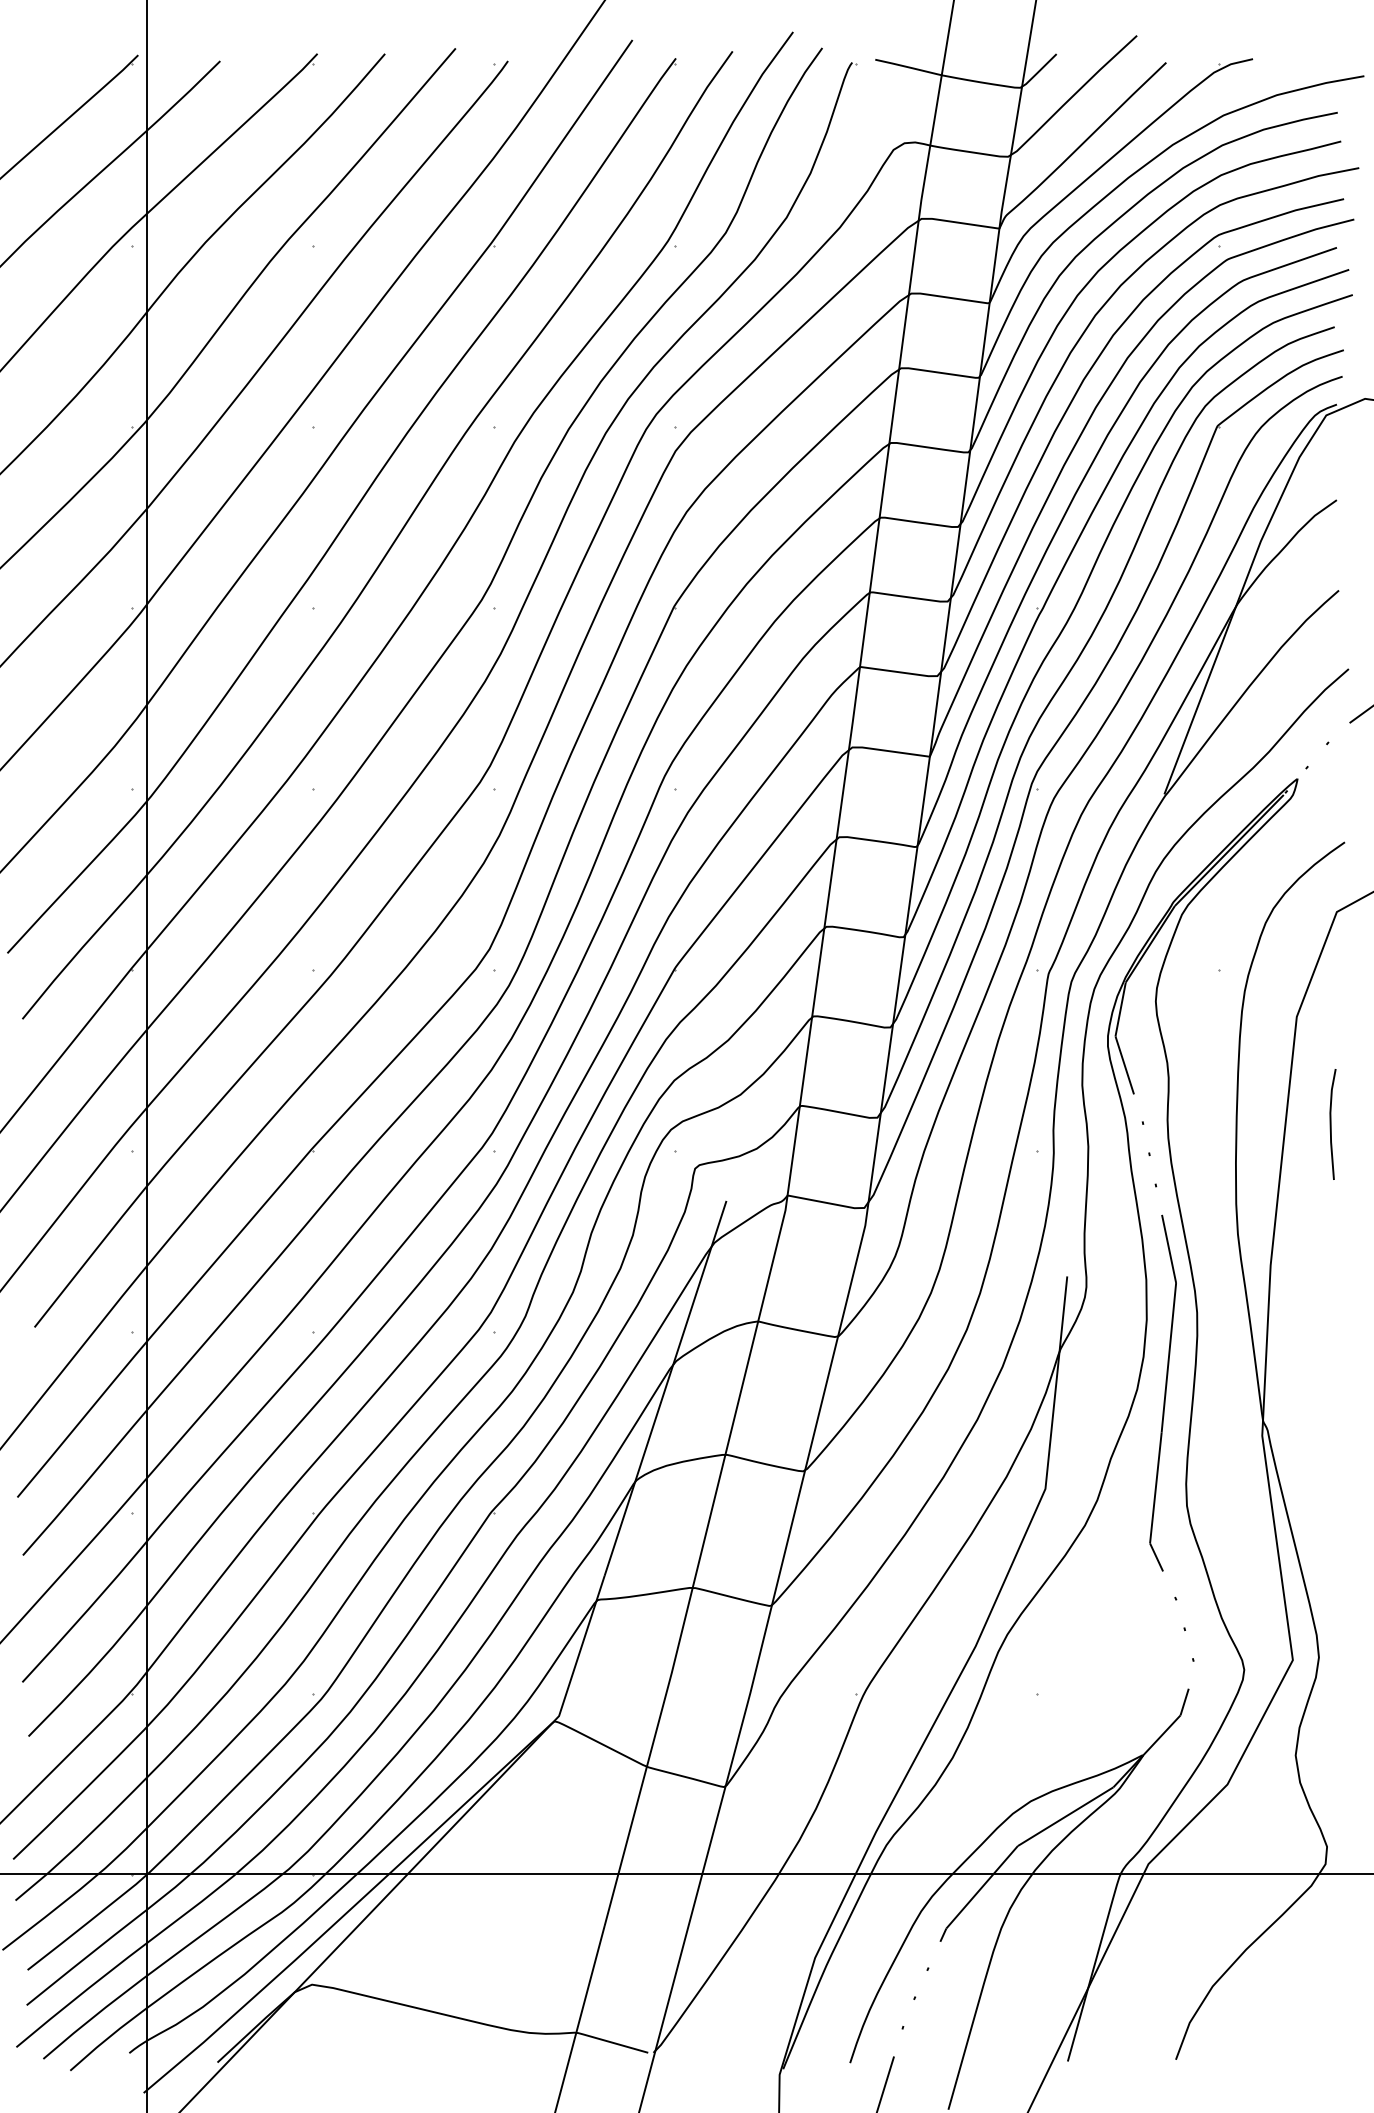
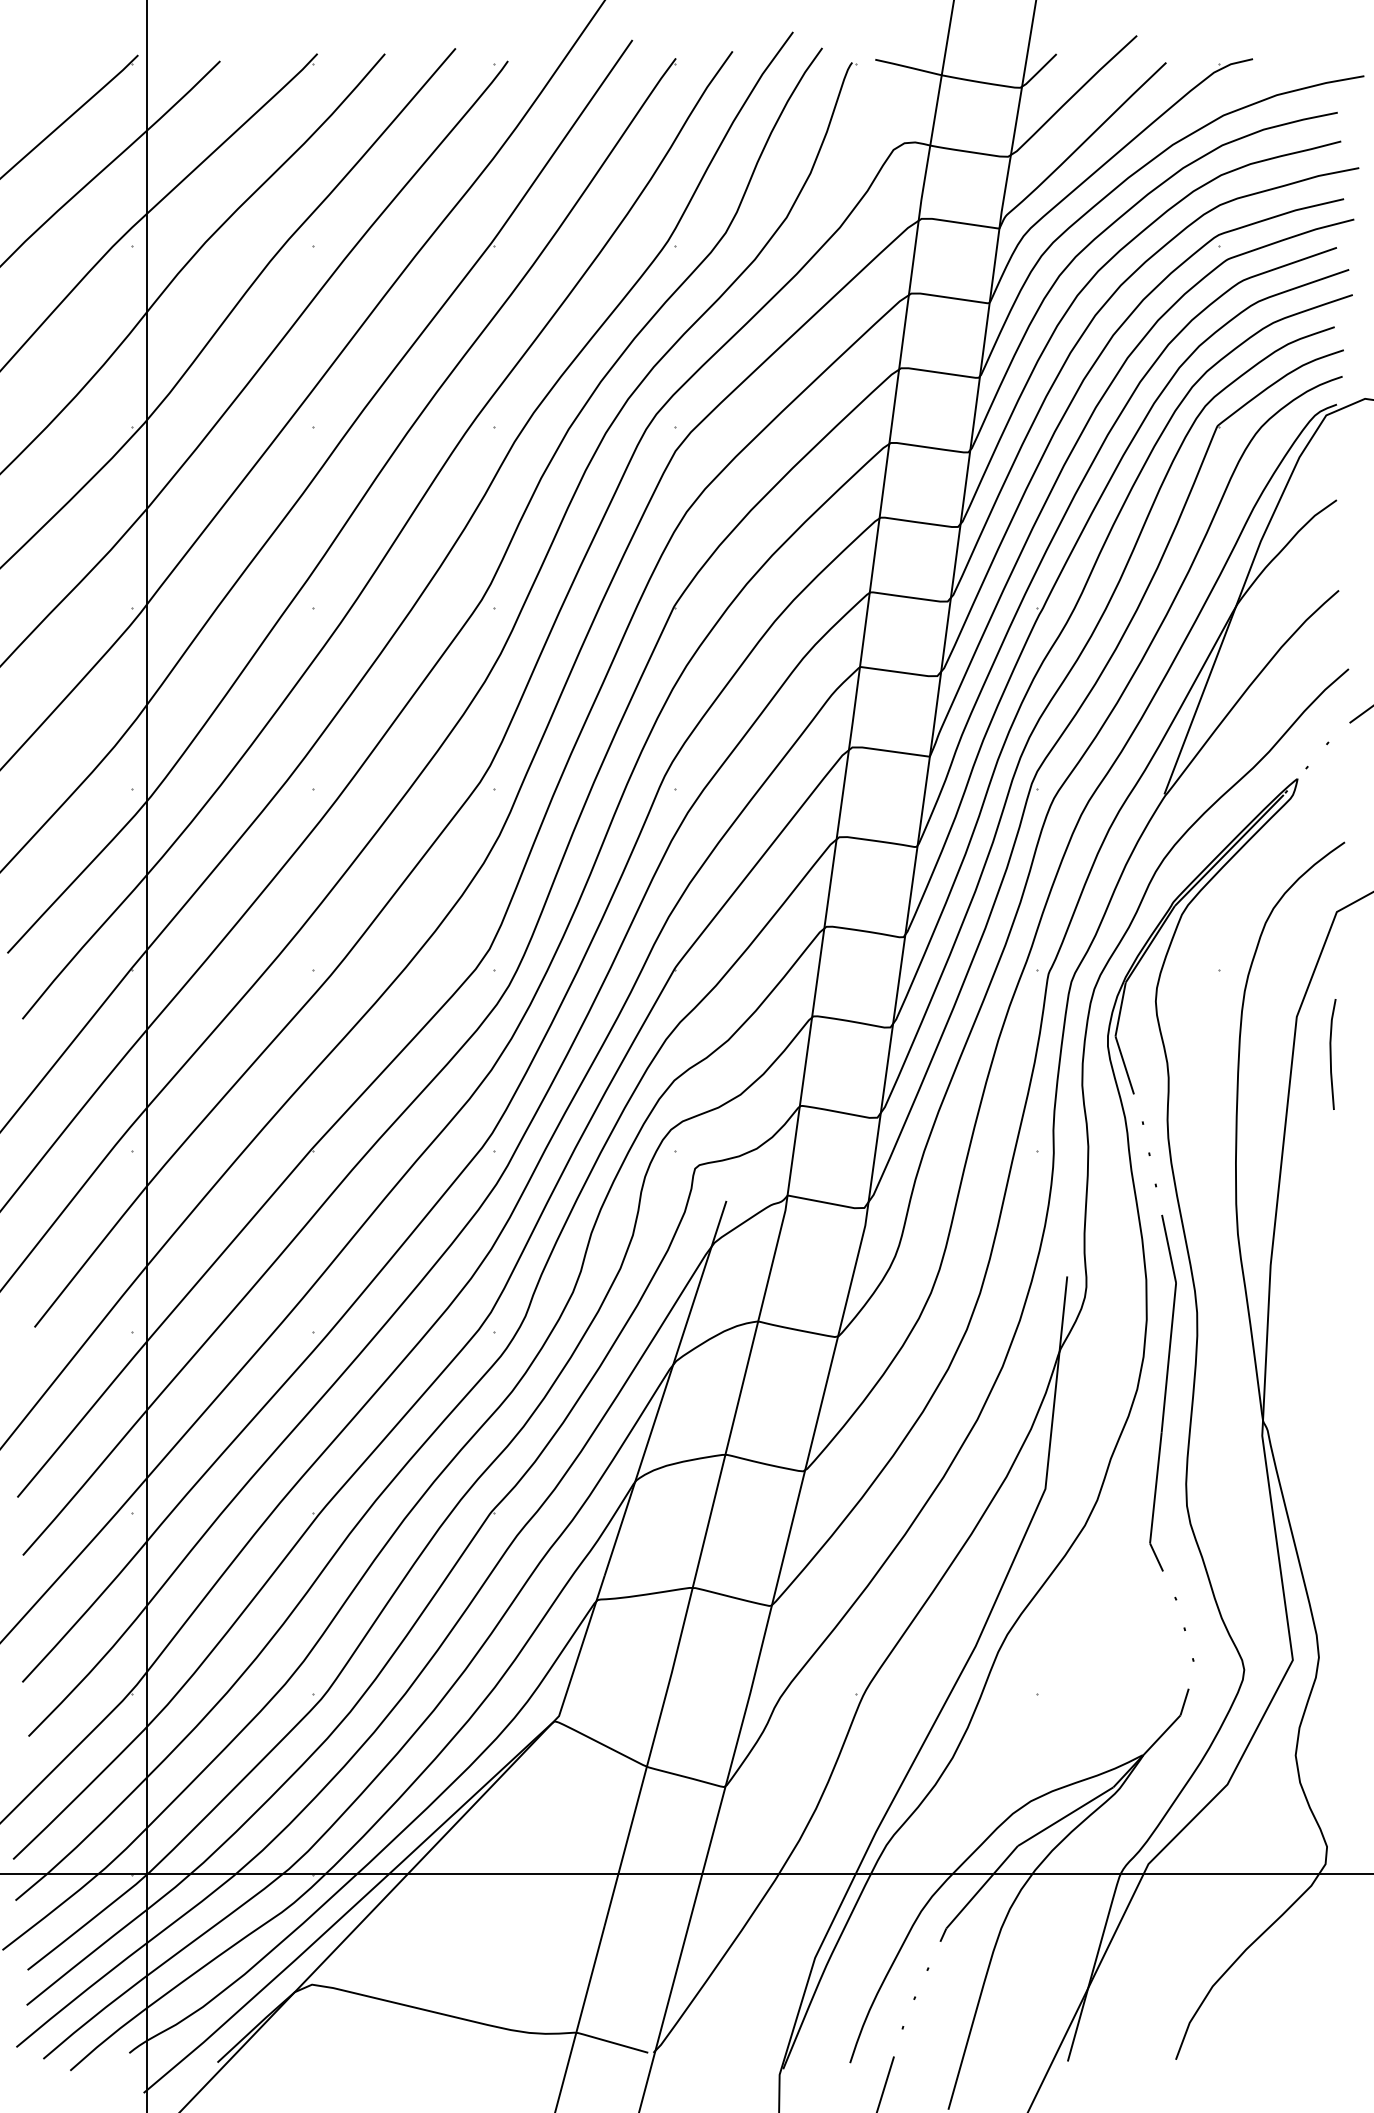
line position: (1331, 1124) -> (1331, 1054) (1331, 1054)
